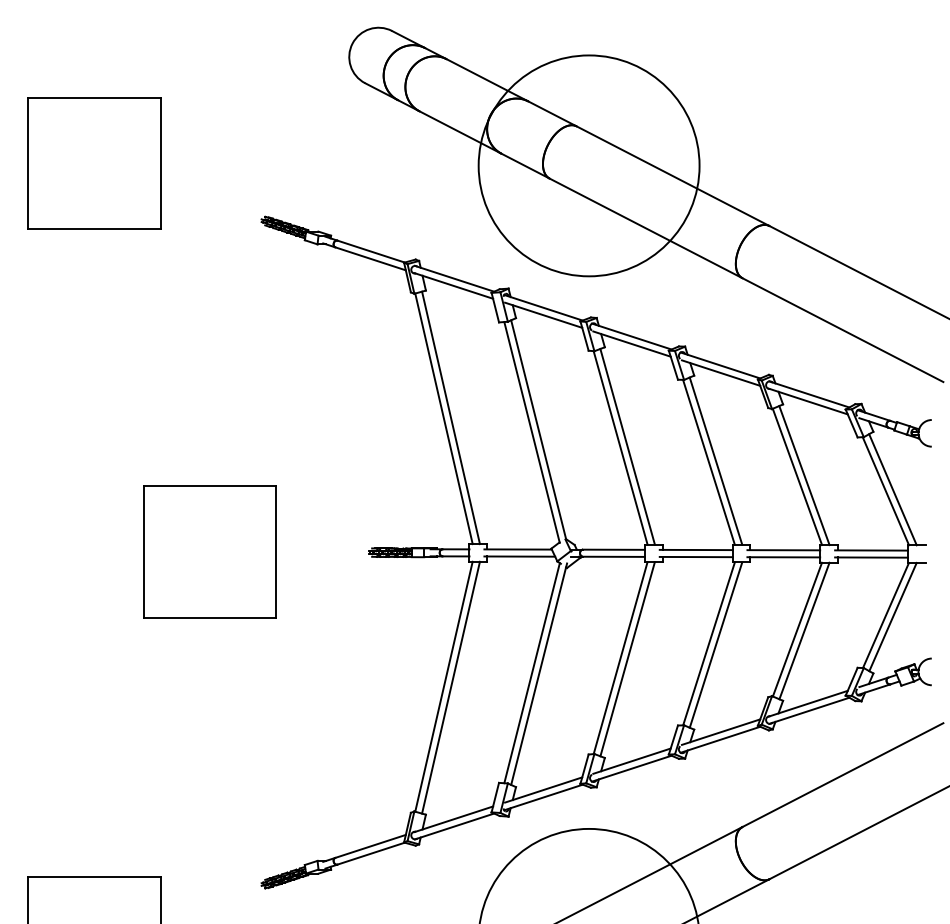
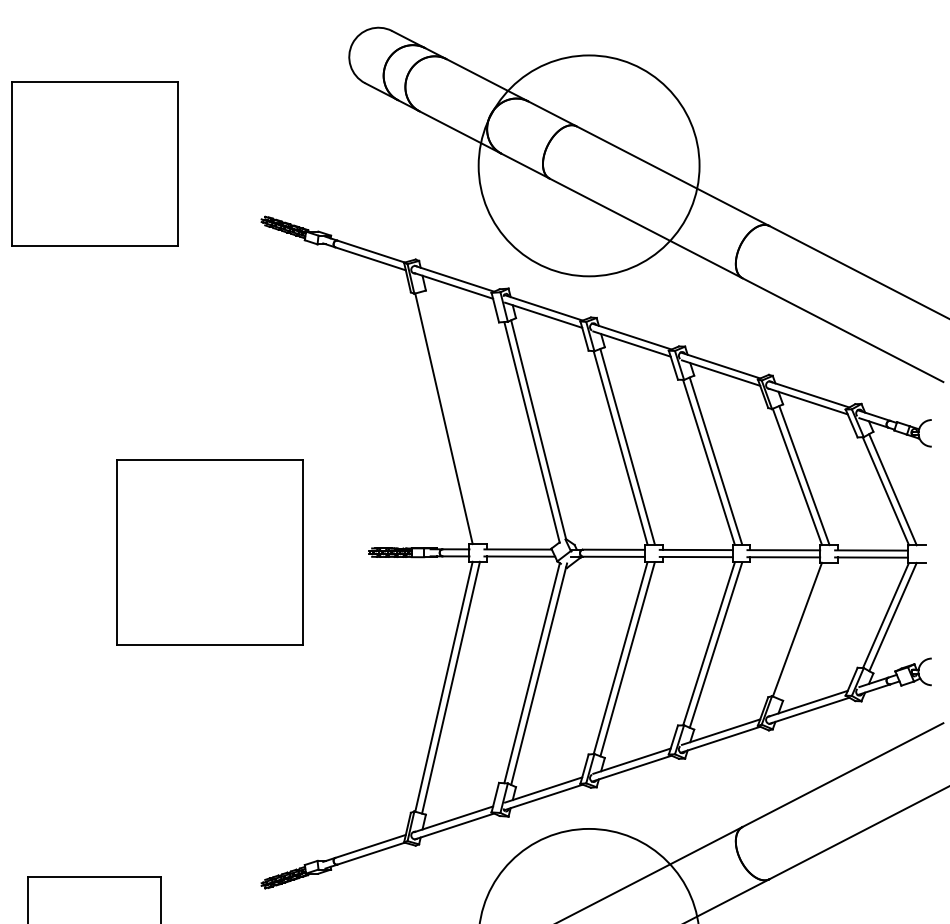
part size: 135x133 px -> 168x166 px (94, 163)
line: present -> none (450, 417)
part size: 134x134 px -> 188x187 px (209, 552)
line: present -> none (804, 630)
